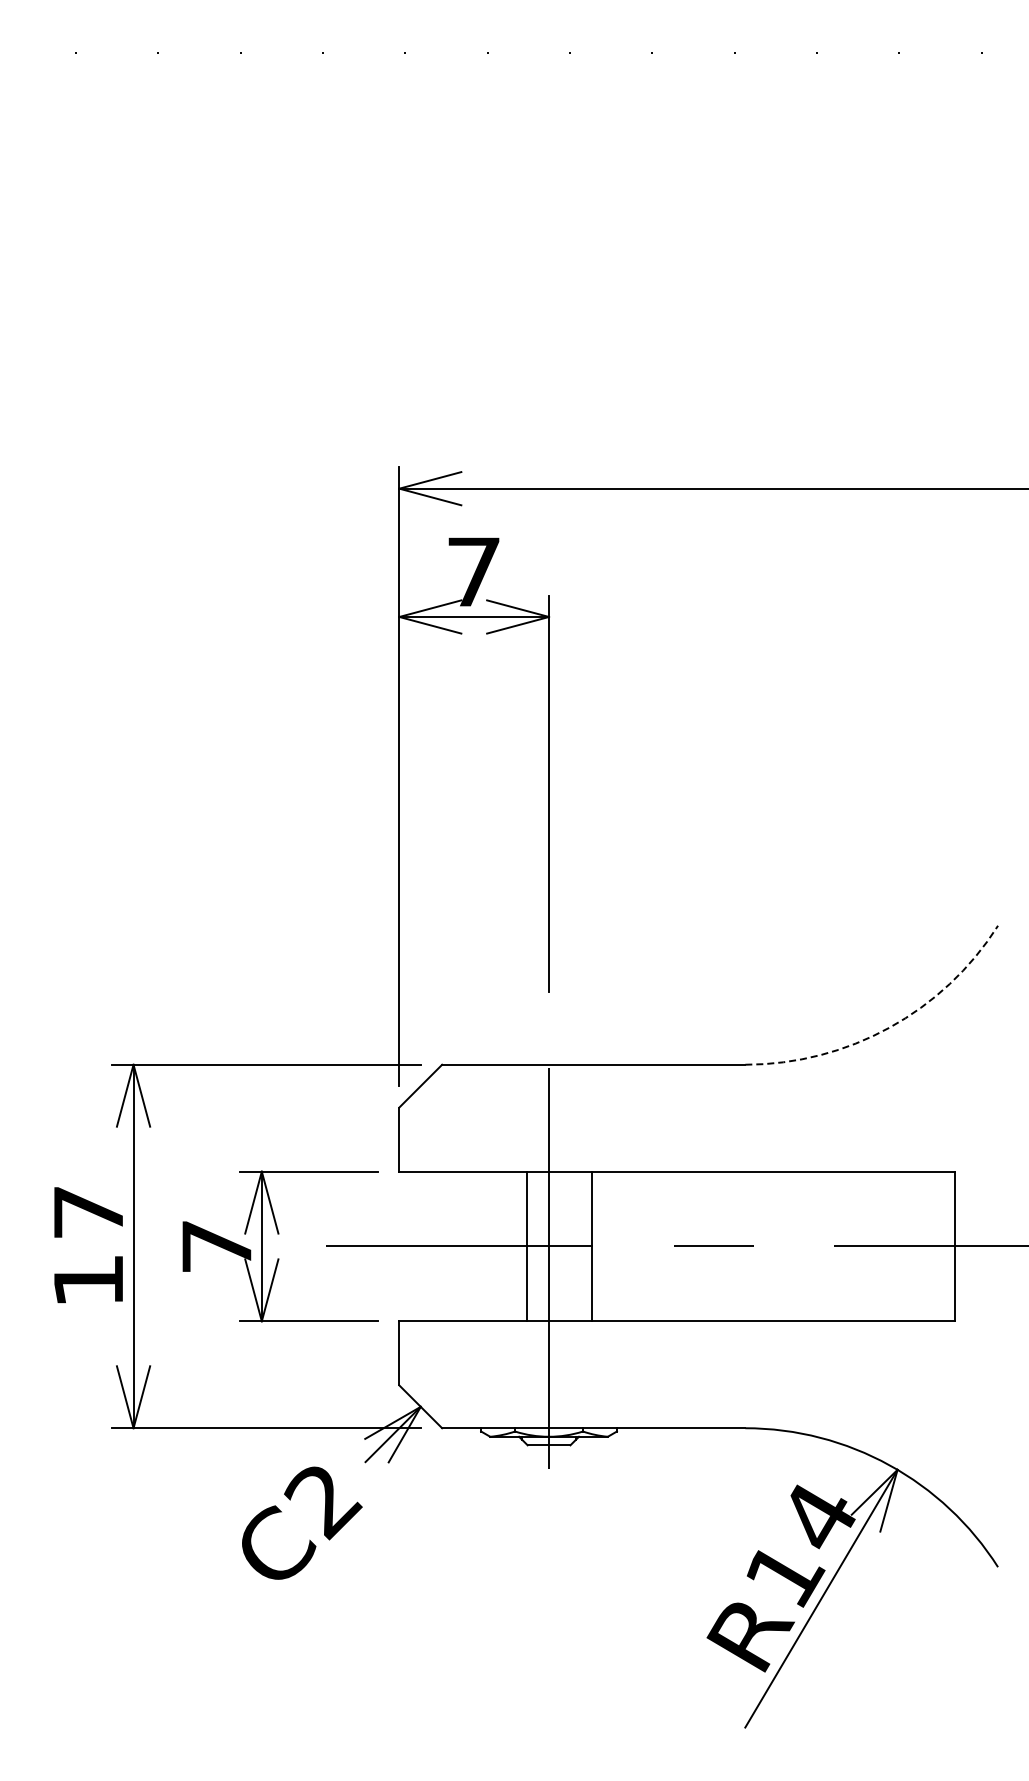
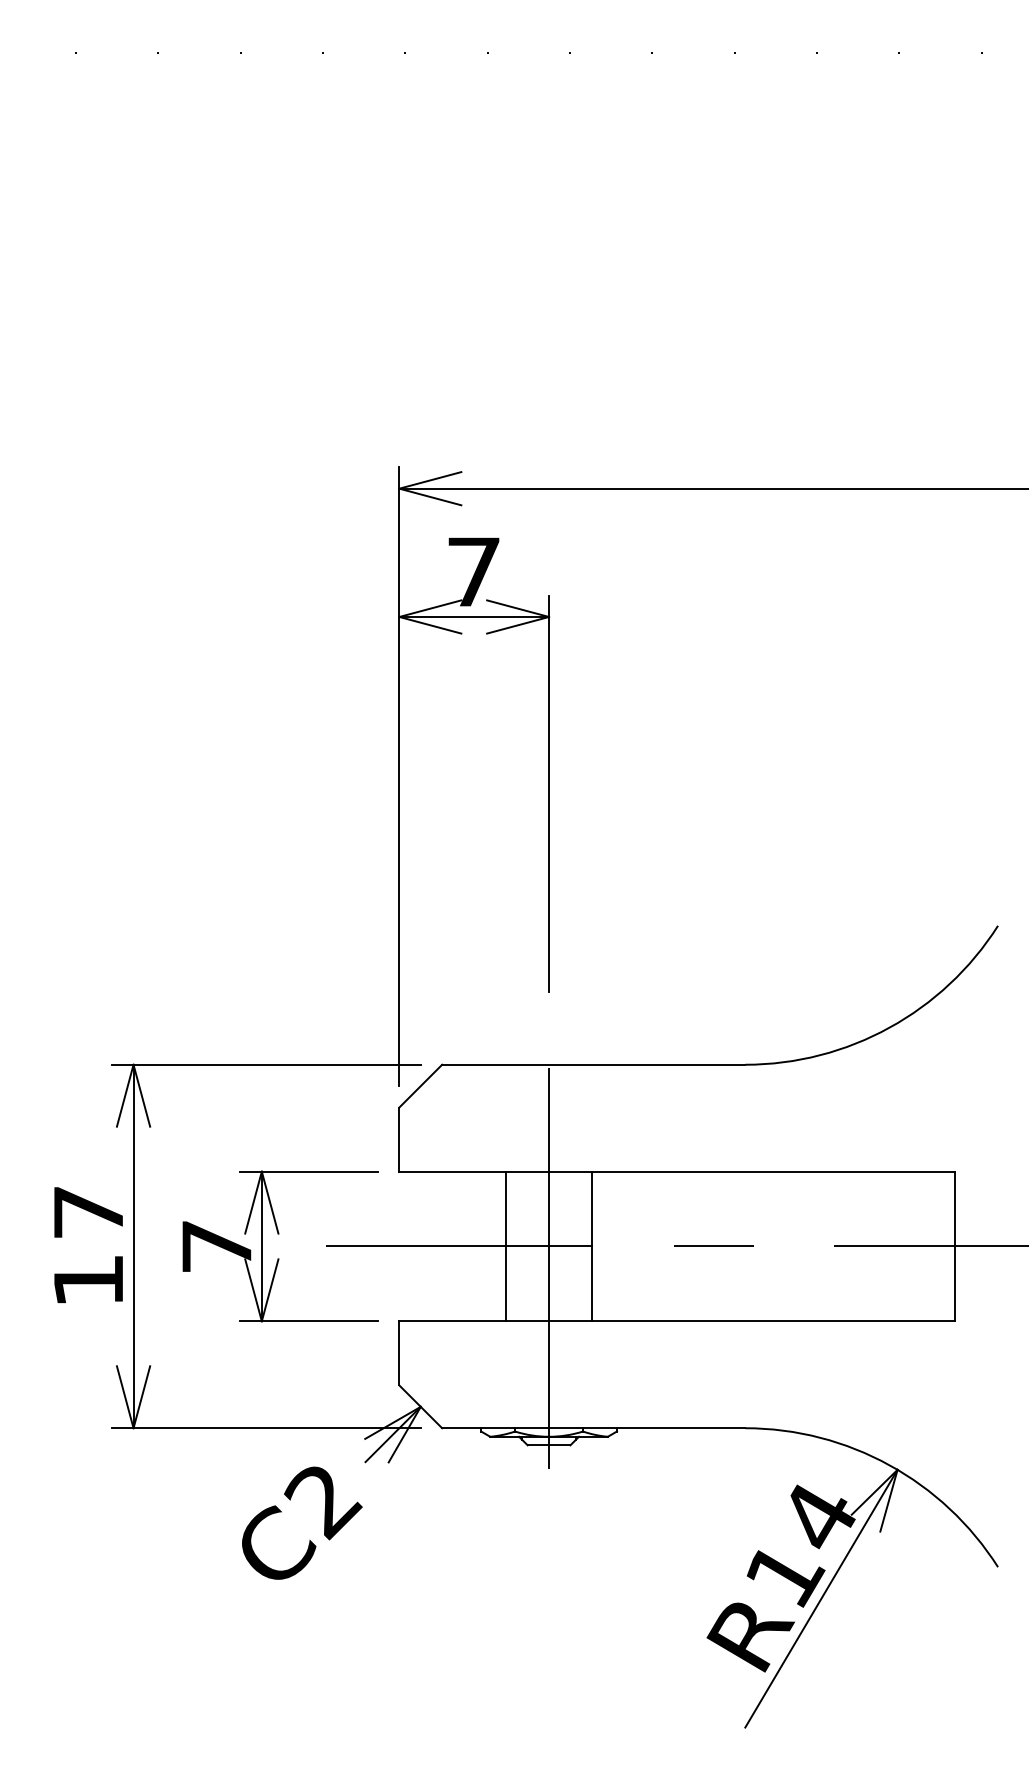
arc: dashed -> solid (889, 1027)
line position: (527, 1246) -> (506, 1246) (506, 1246)
